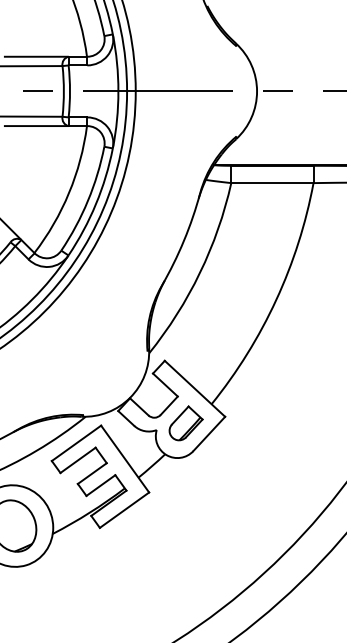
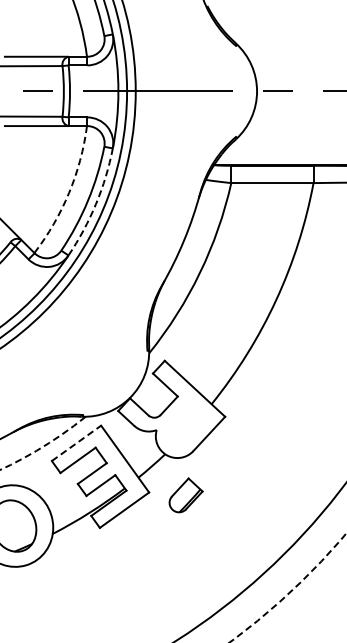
arc: solid -> dashed (69, 193)
arc: solid -> dashed (96, 204)
part position: (185, 423) -> (185, 495) (185, 495)
line: solid -> dashed (76, 443)
arc: solid -> dashed (44, 445)
arc: solid -> dashed (291, 591)
